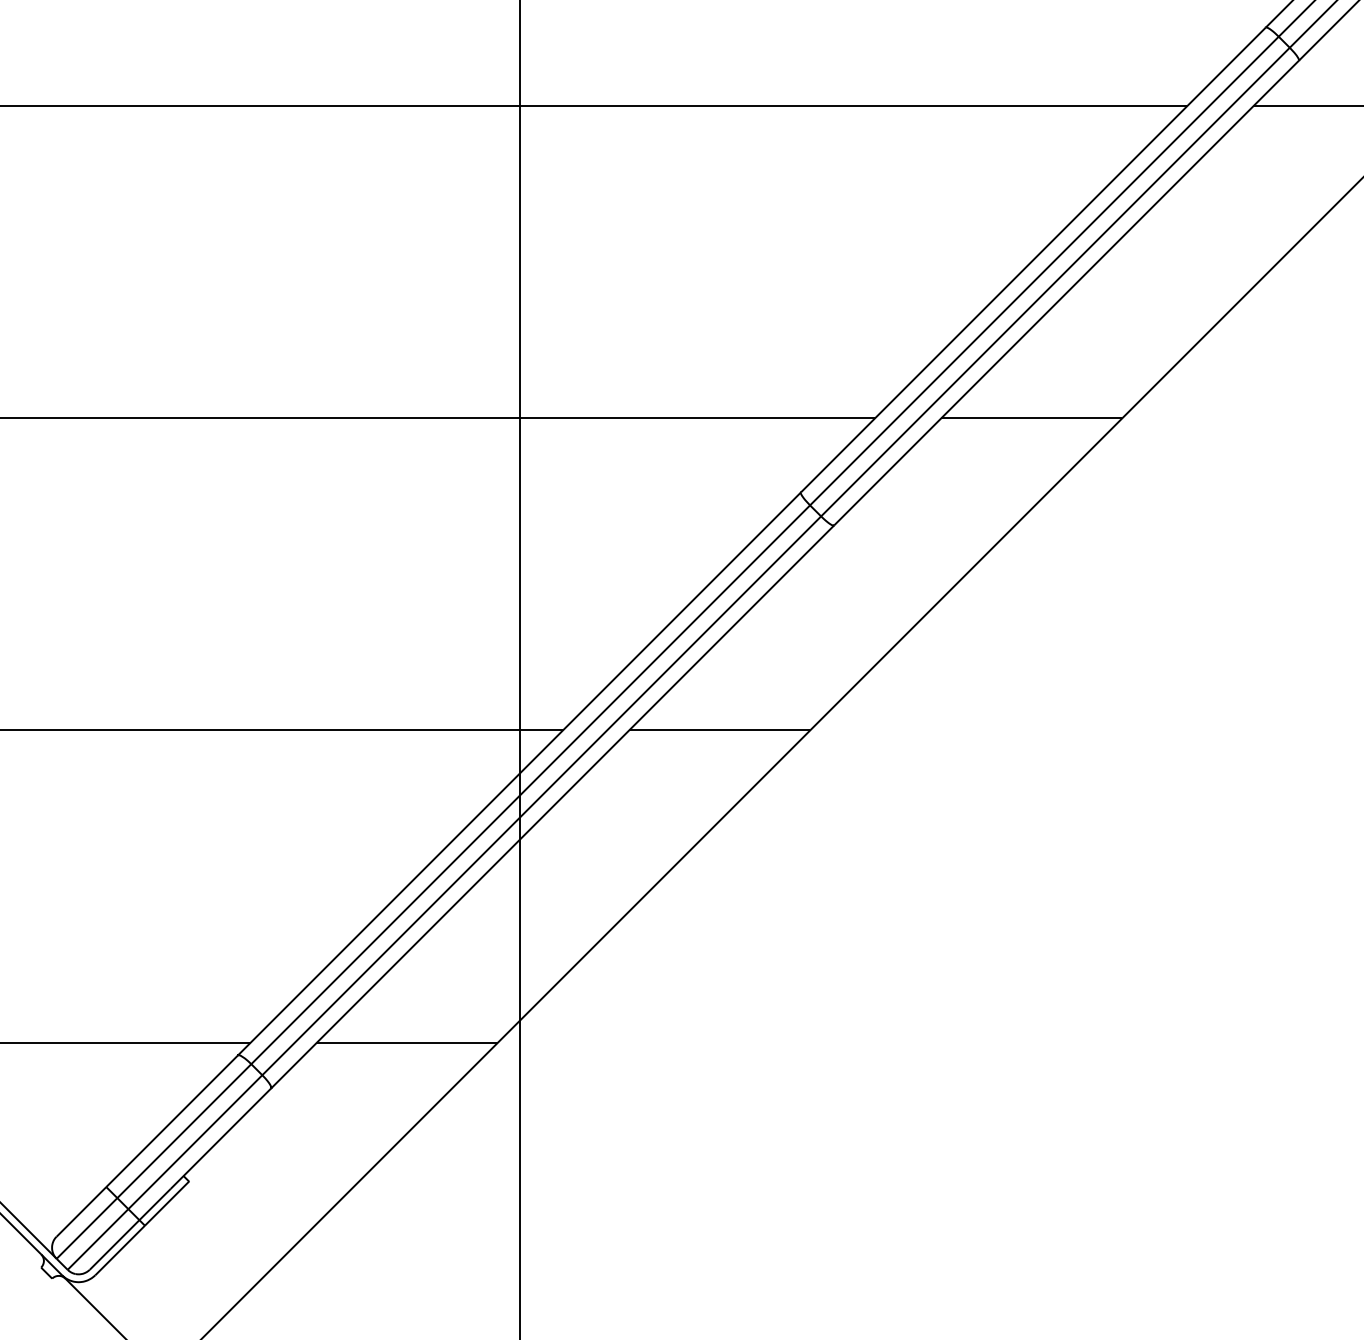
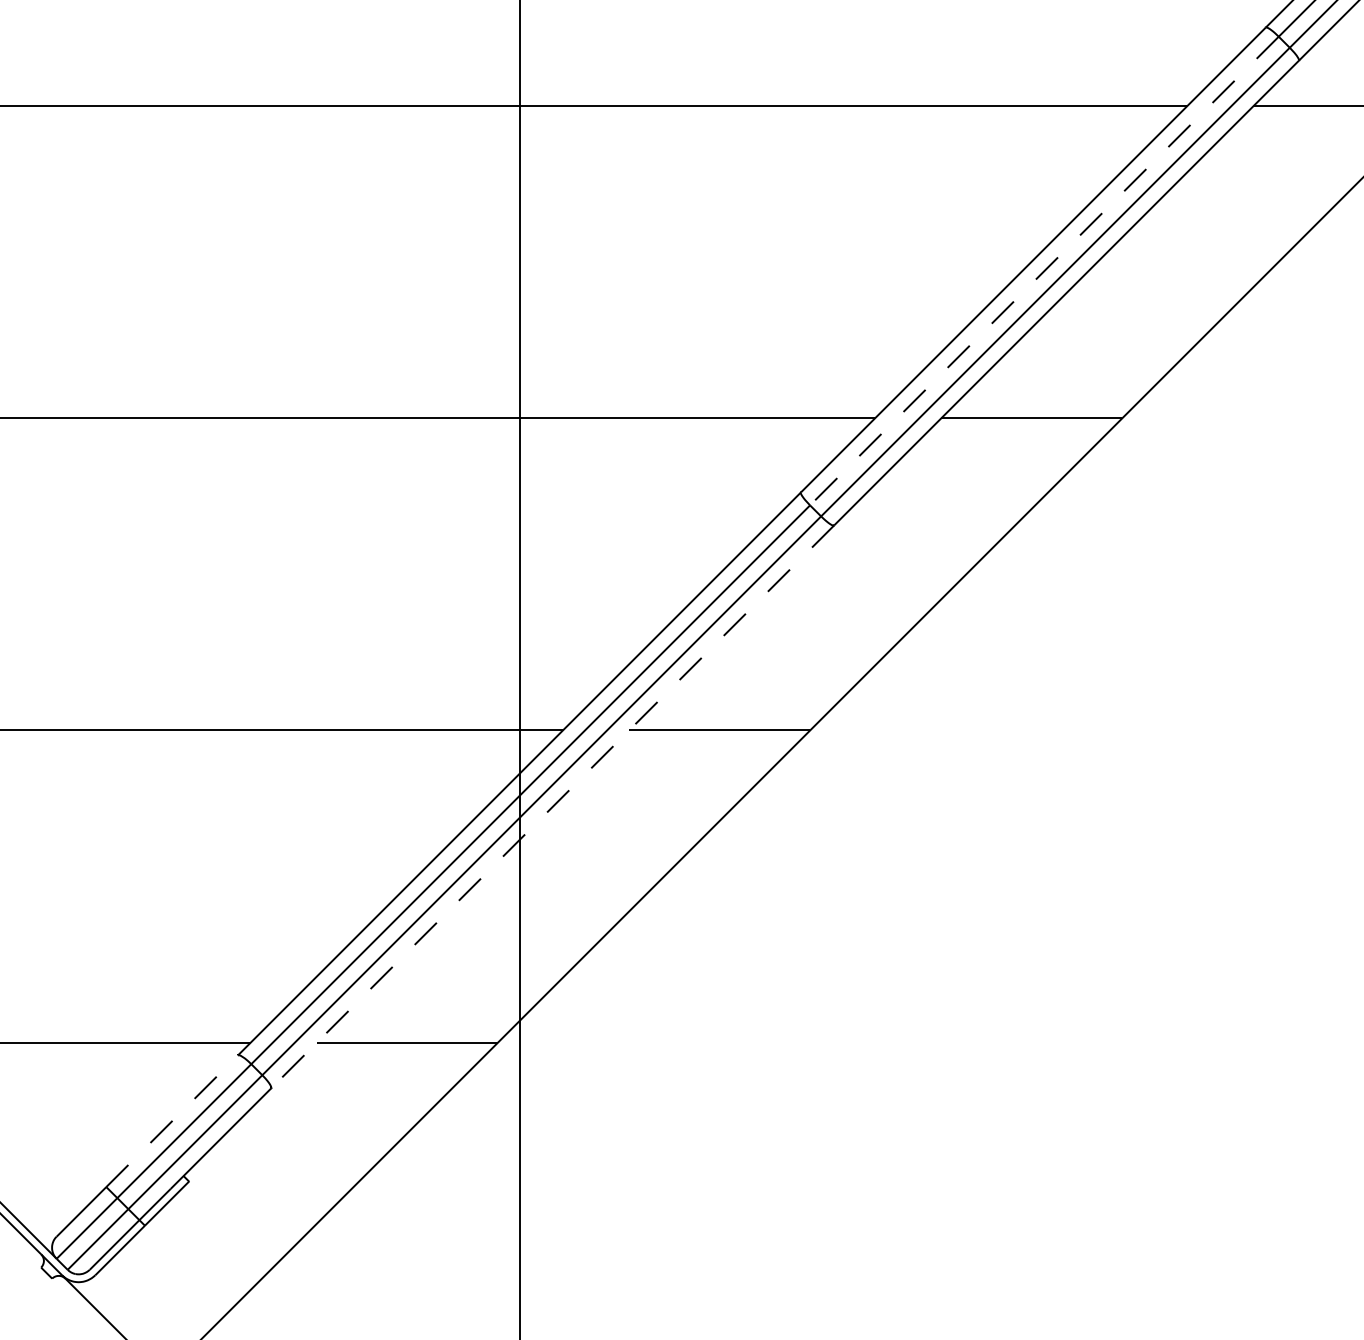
line: solid -> dashed (1044, 271)
line: solid -> dashed (552, 807)
line: solid -> dashed (172, 1120)
